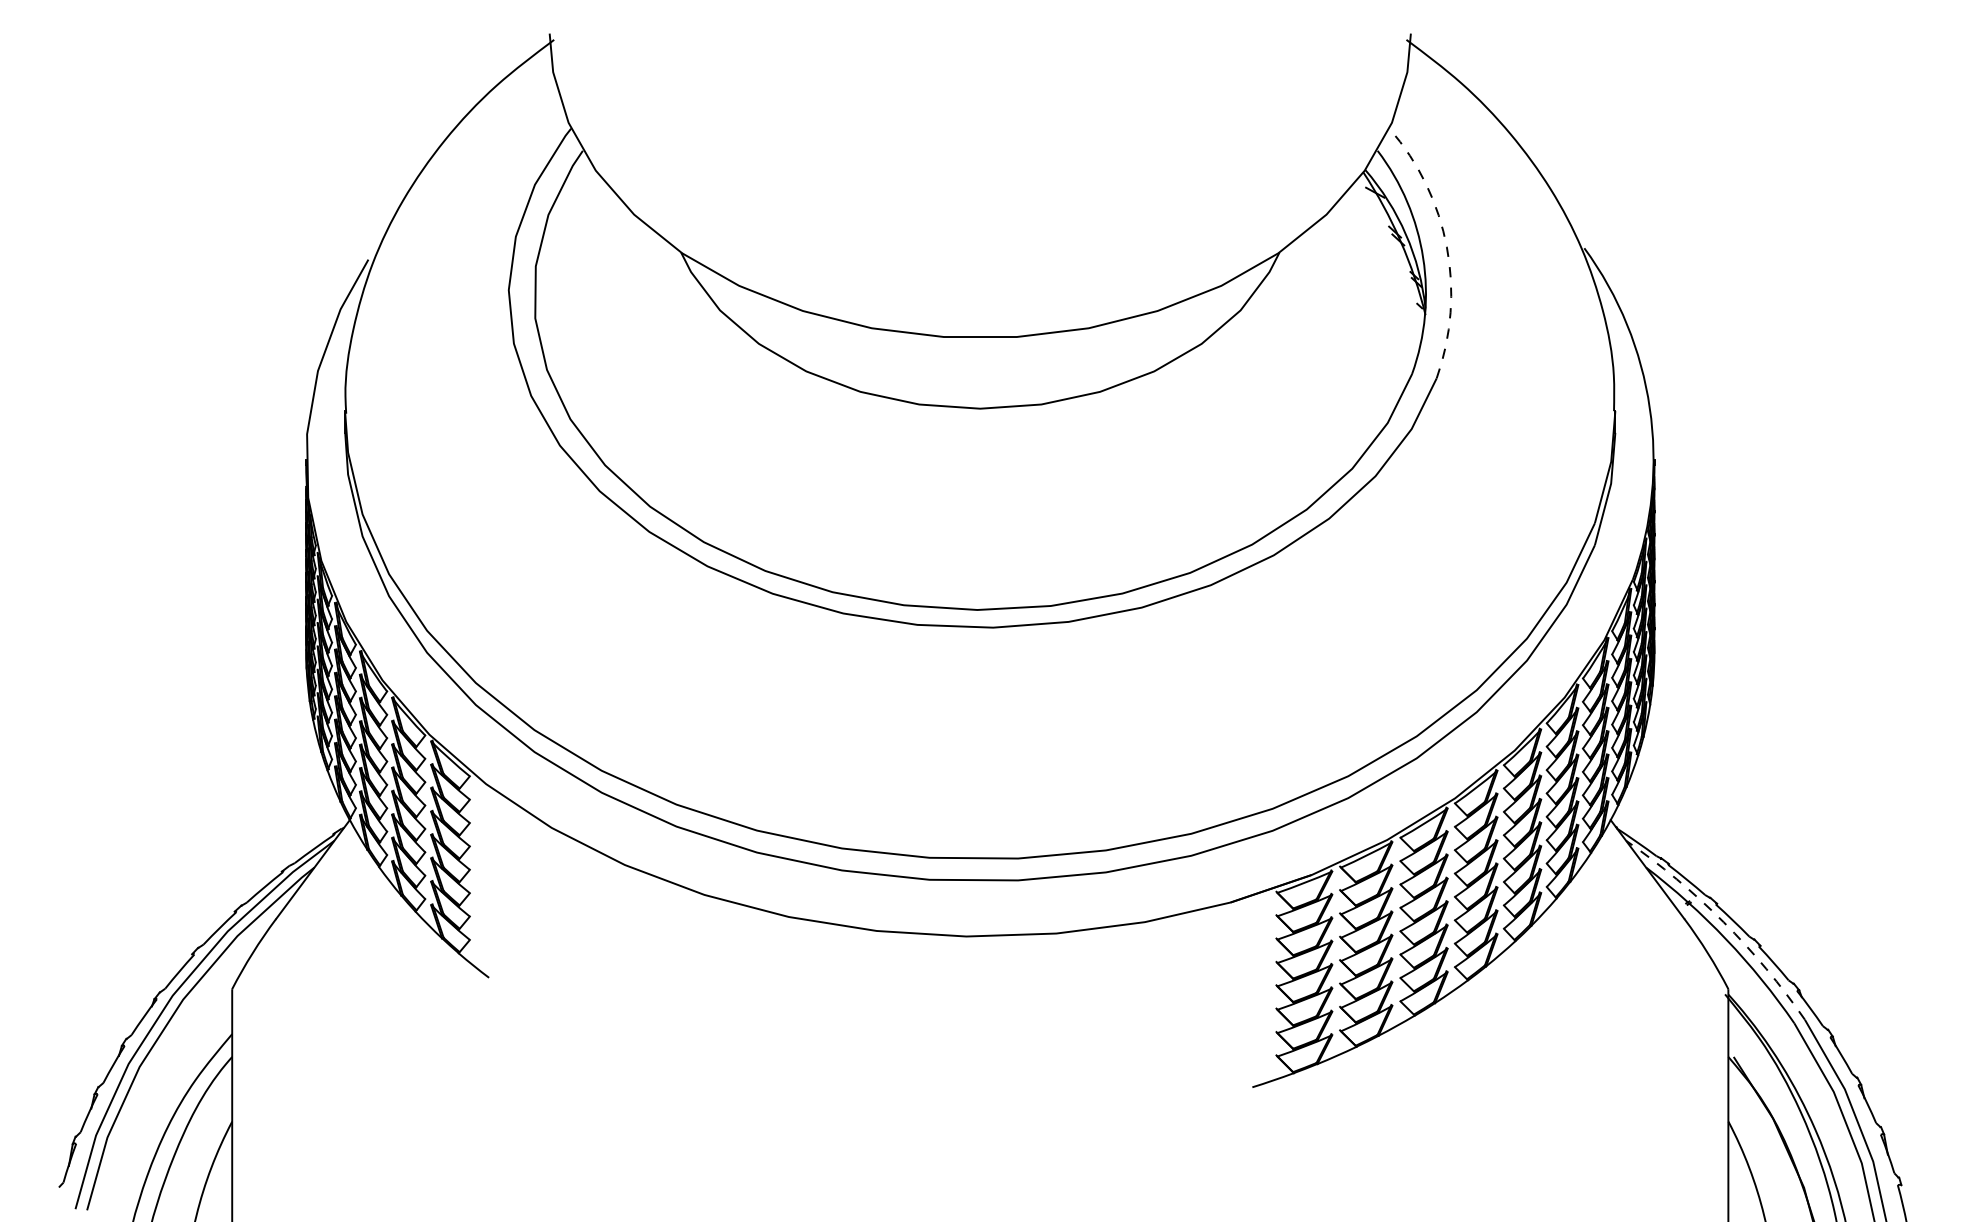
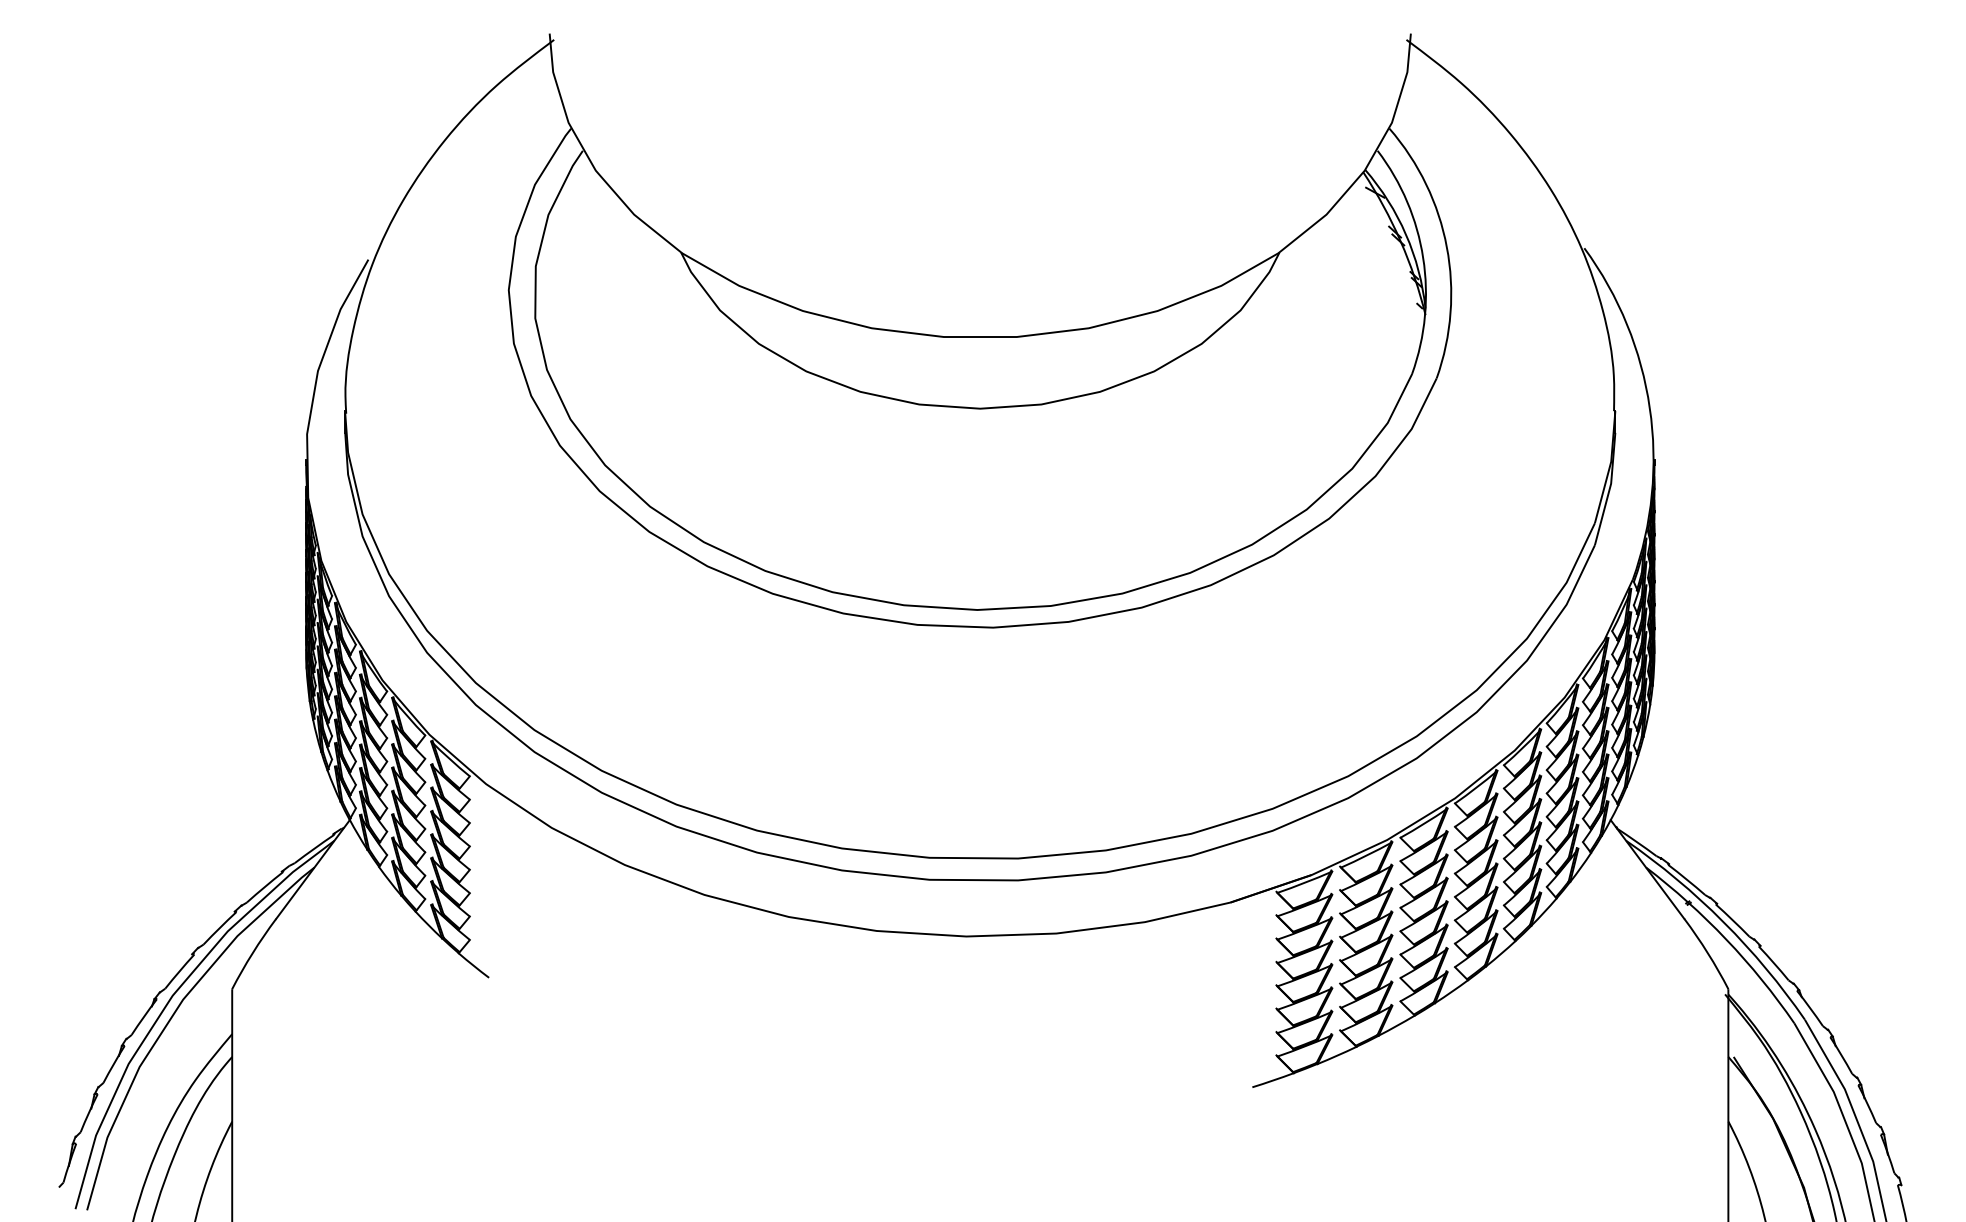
arc: dashed -> solid (1446, 247)
arc: dashed -> solid (1723, 922)
